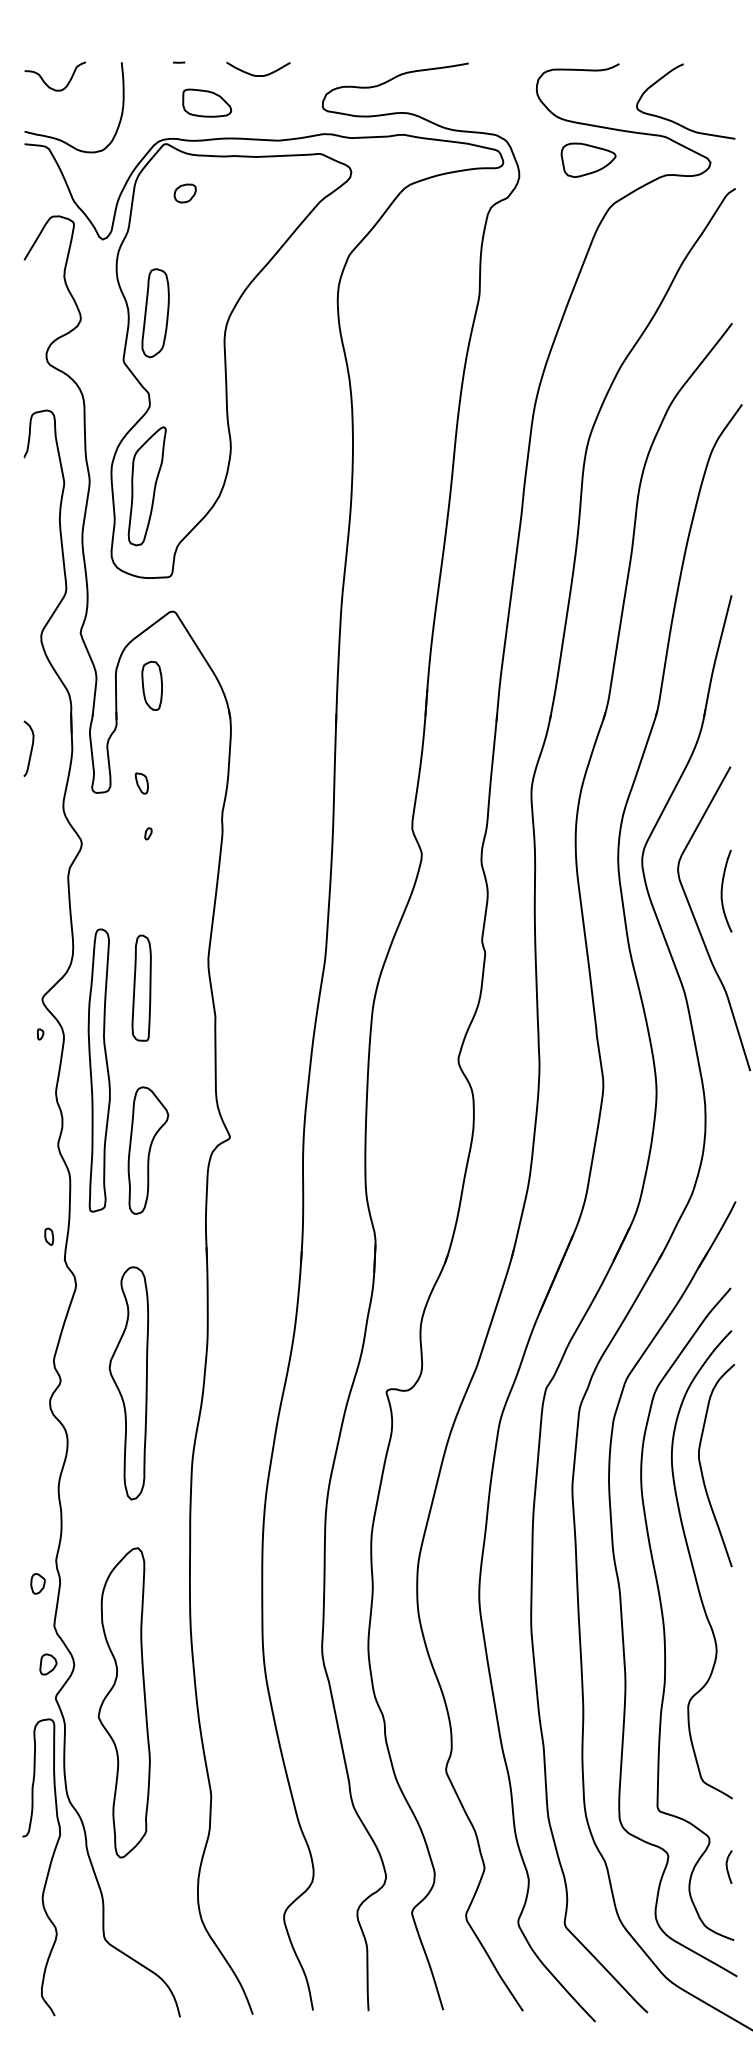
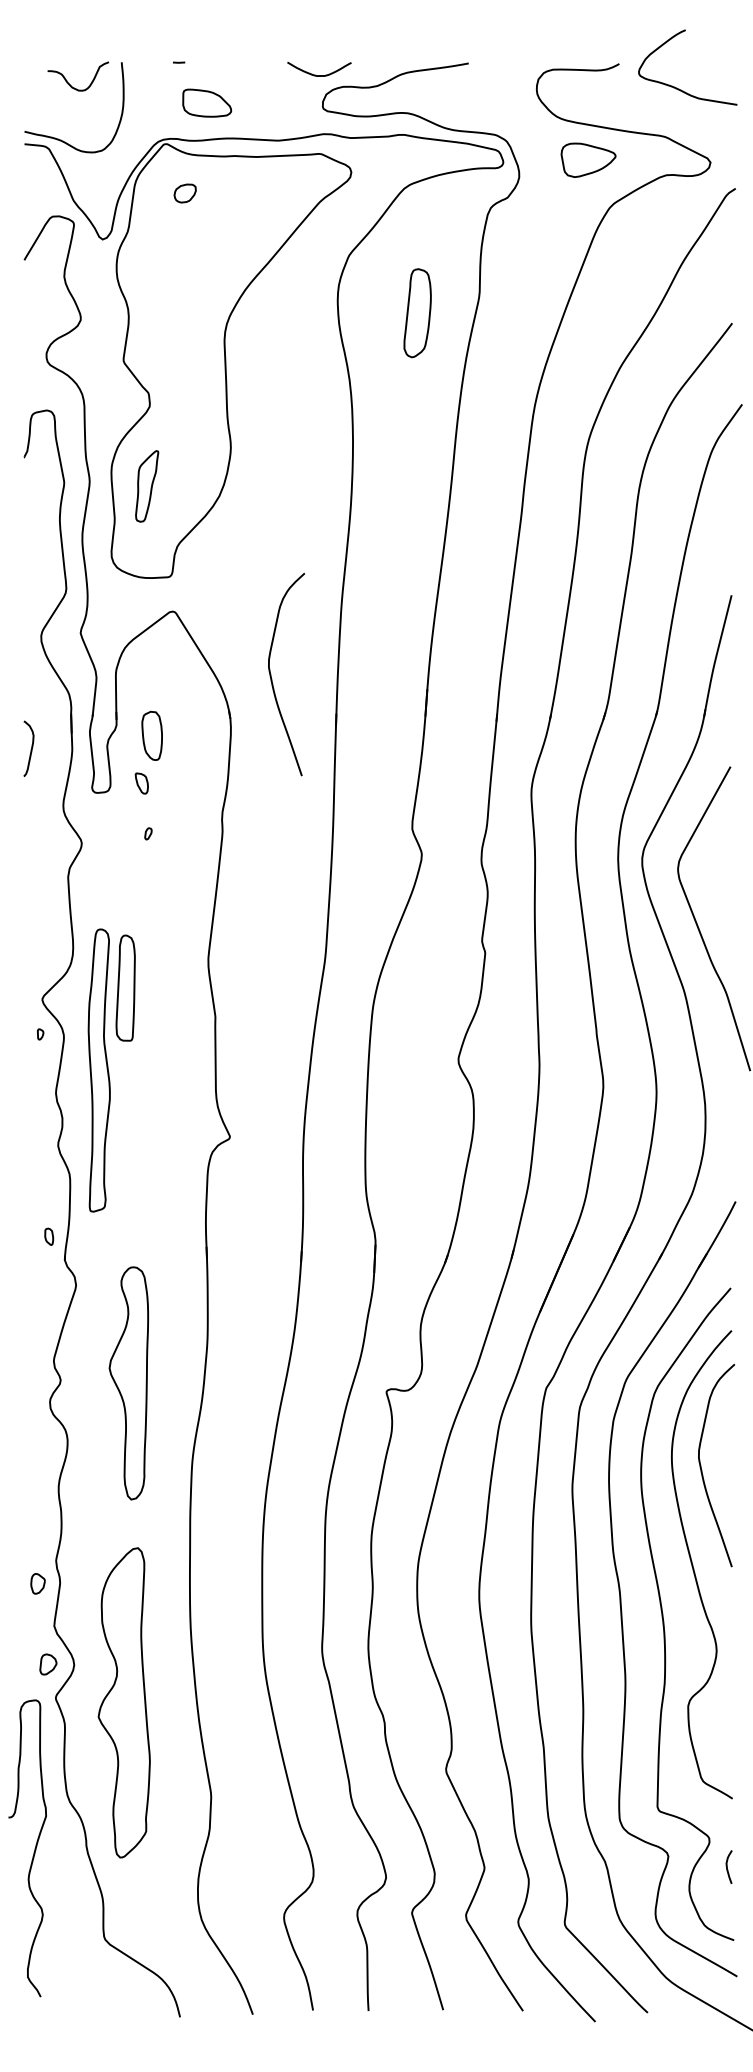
curve position: (258, 75) -> (319, 75) (319, 75)
curve position: (47, 84) -> (70, 84) (70, 84)
curve position: (677, 122) -> (679, 88) (679, 88)
part position: (155, 313) -> (417, 313) (417, 313)
part size: 40x121 px -> 25x73 px (147, 486)
curve: none -> present (272, 679)
part position: (151, 685) -> (151, 735) (151, 735)
curve: present -> none (722, 890)
part position: (141, 987) -> (125, 987) (125, 987)
part: present -> none (148, 1150)
curve position: (48, 1867) -> (34, 1848) (34, 1848)
